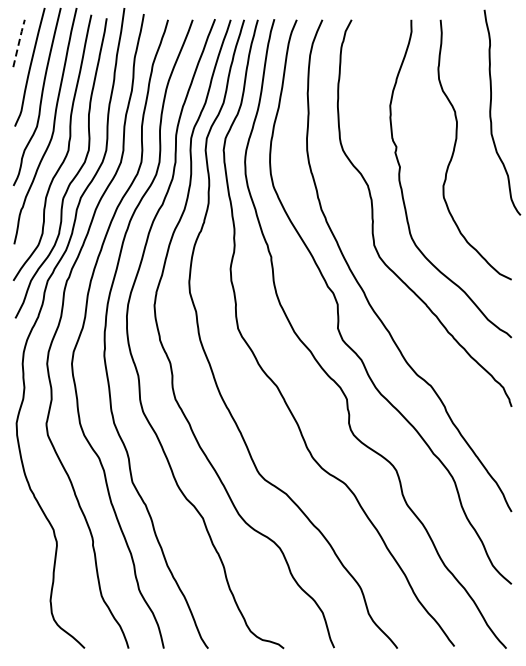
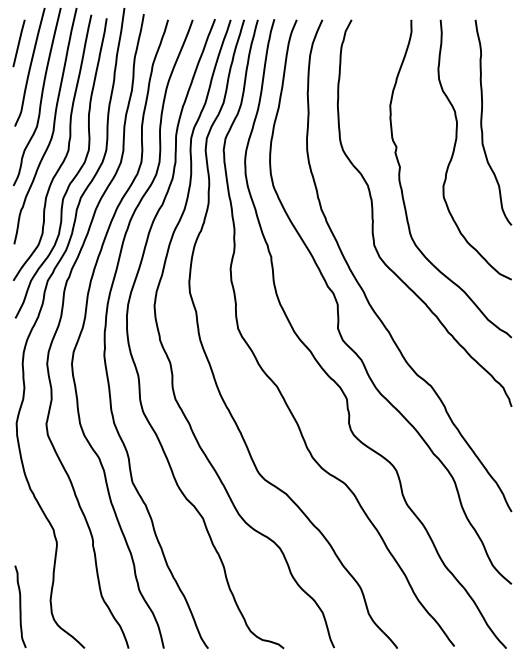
line: dashed -> solid (19, 42)
curve position: (491, 112) -> (482, 122) (482, 122)
curve: none -> present (20, 606)
